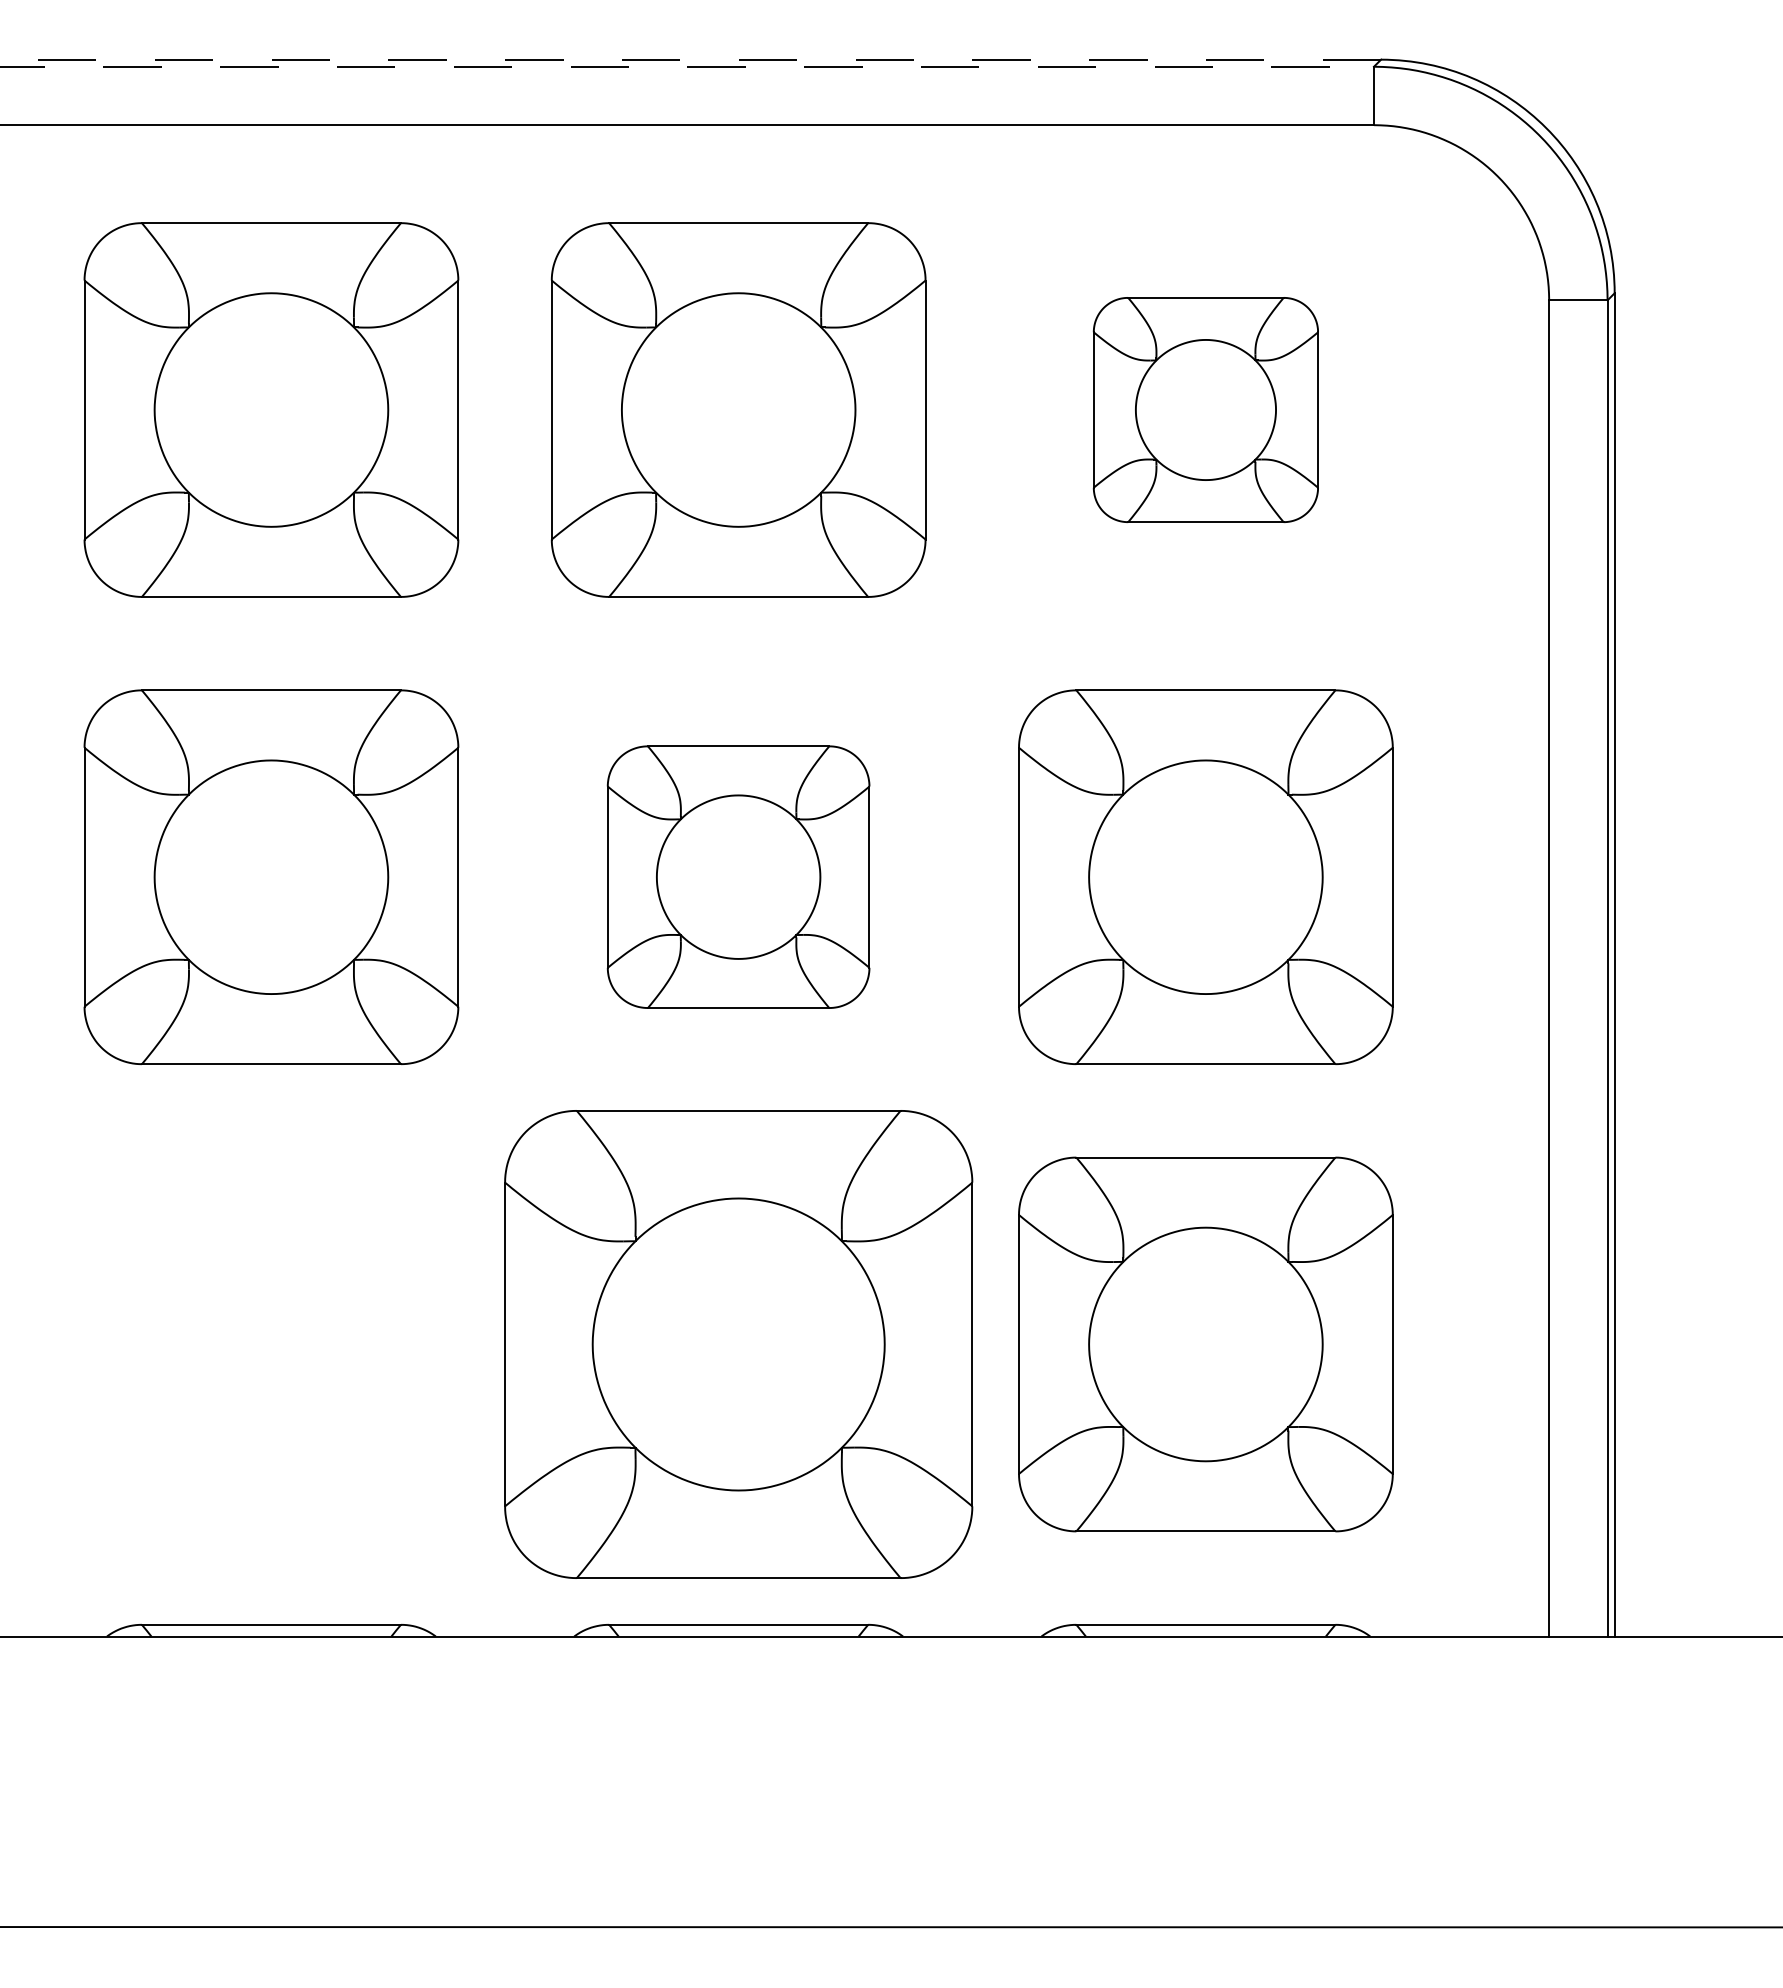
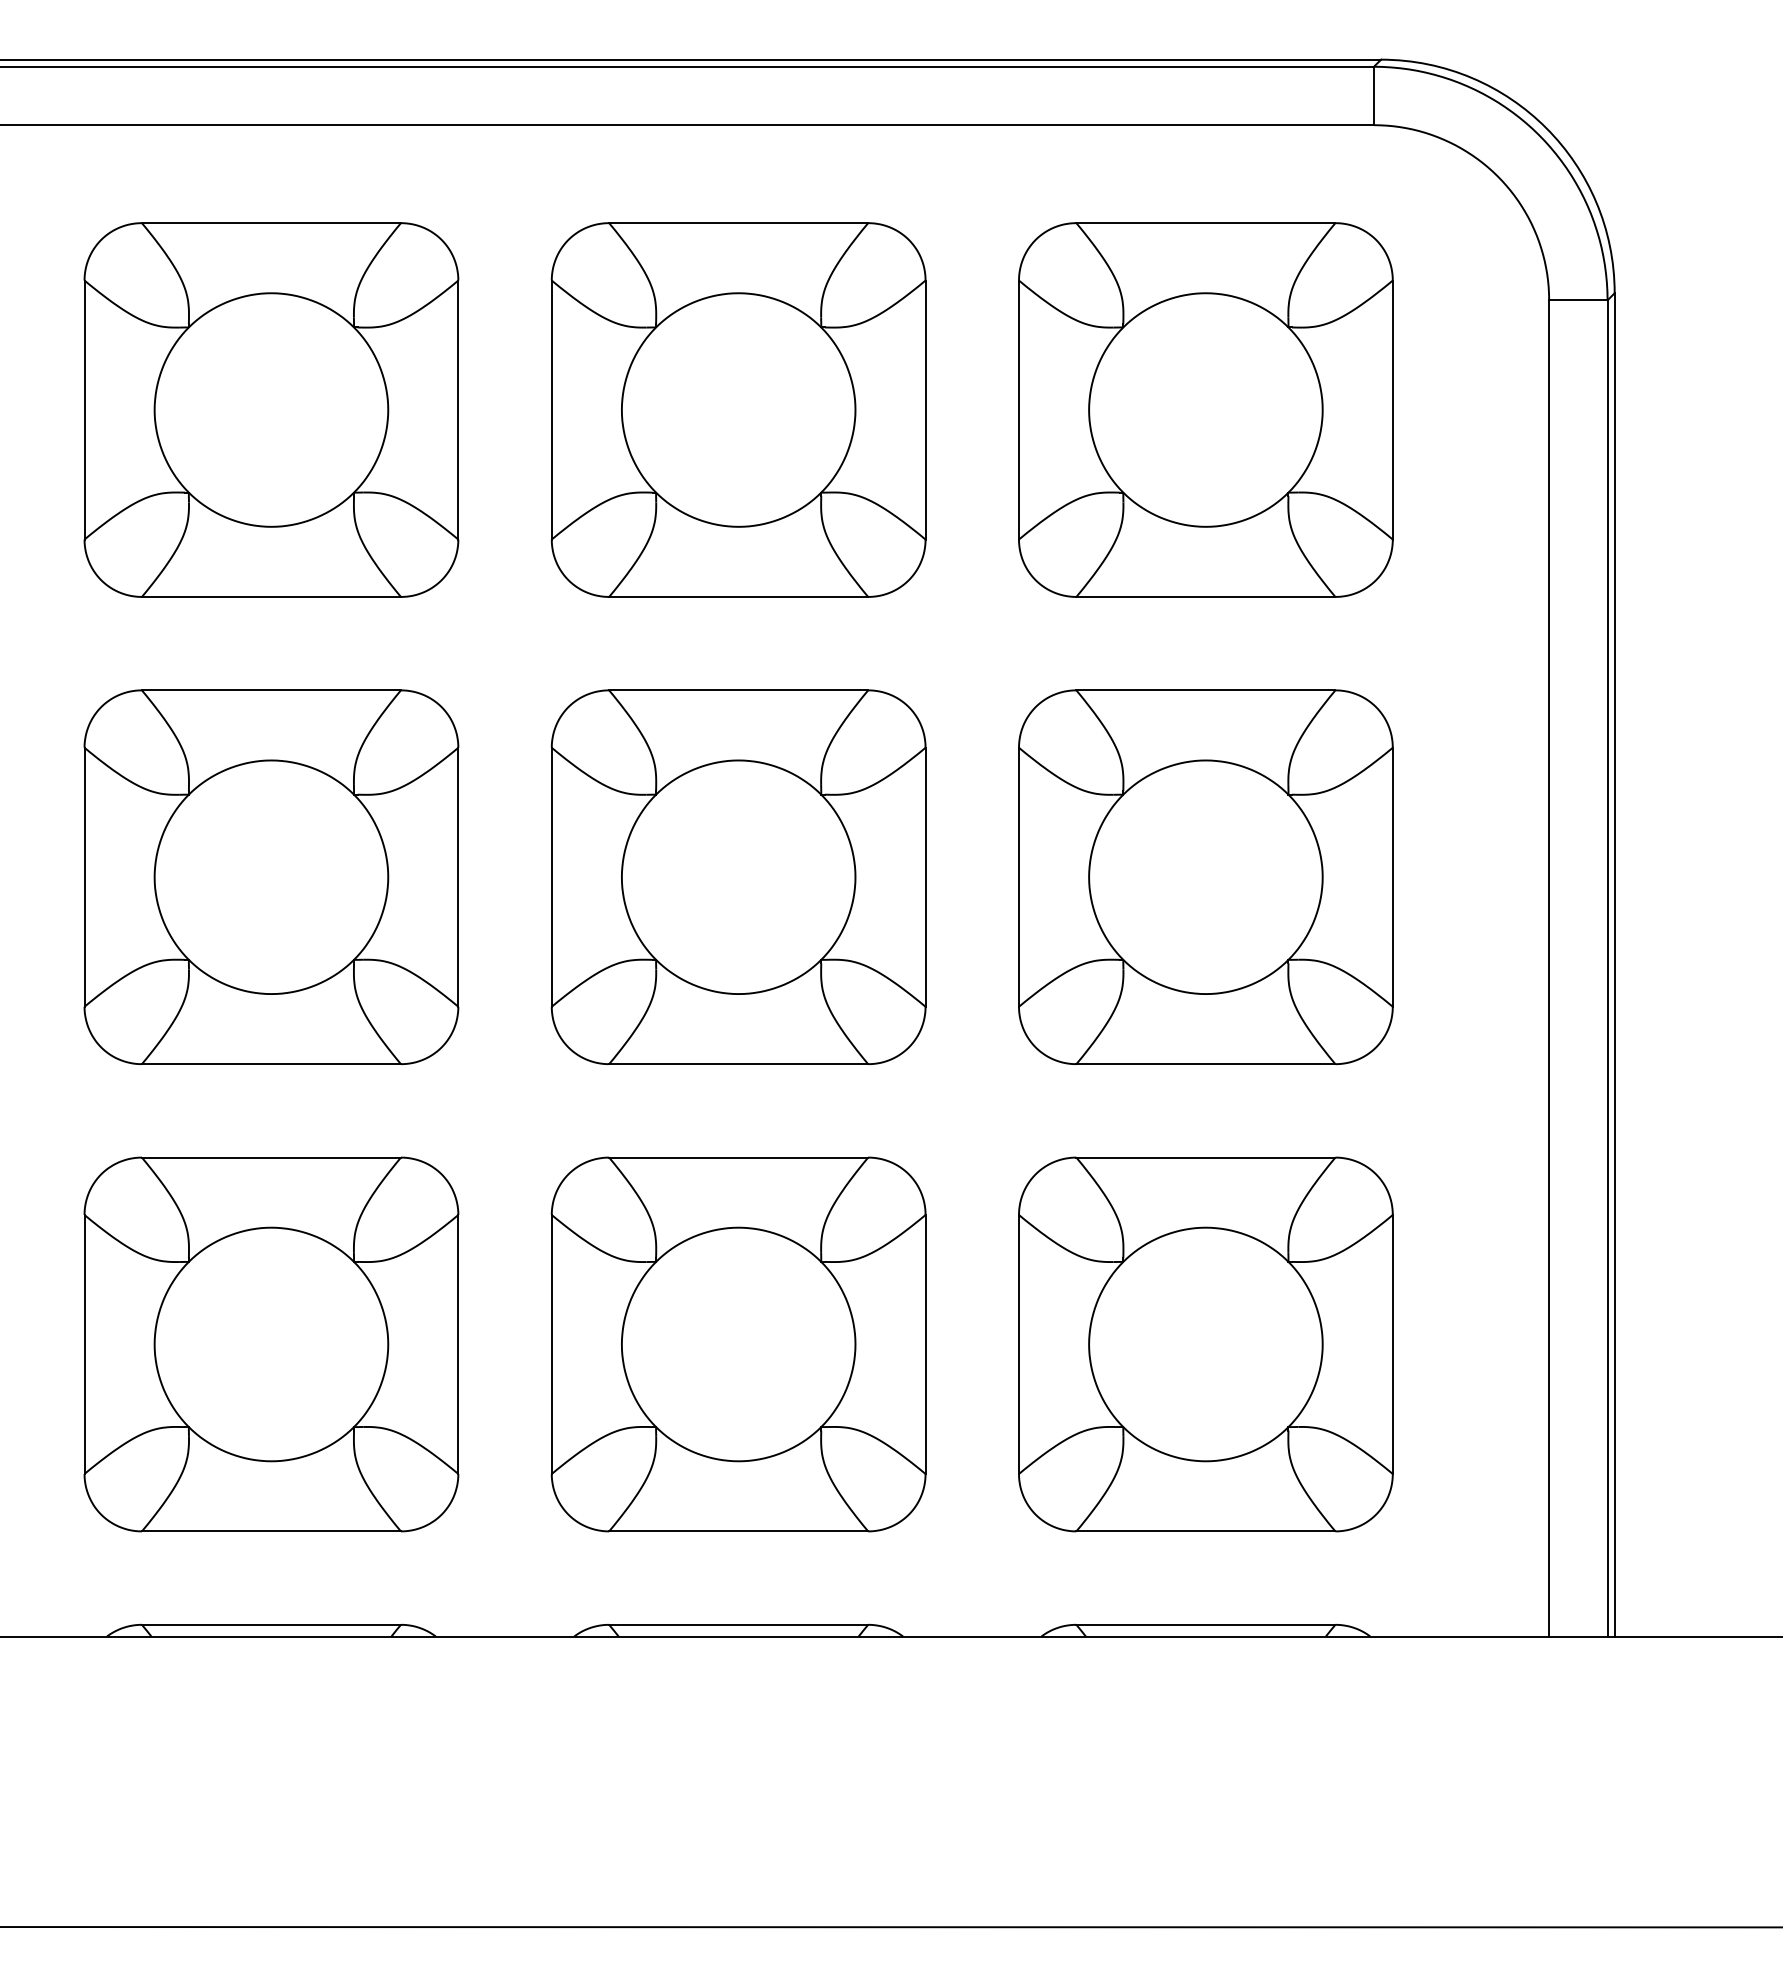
line: dashed -> solid (690, 59)
line: dashed -> solid (687, 66)
part size: 227x226 px -> 376x376 px (1205, 409)
part size: 265x264 px -> 377x376 px (738, 876)
part: none -> present (271, 1344)
part size: 470x469 px -> 377x377 px (738, 1344)
